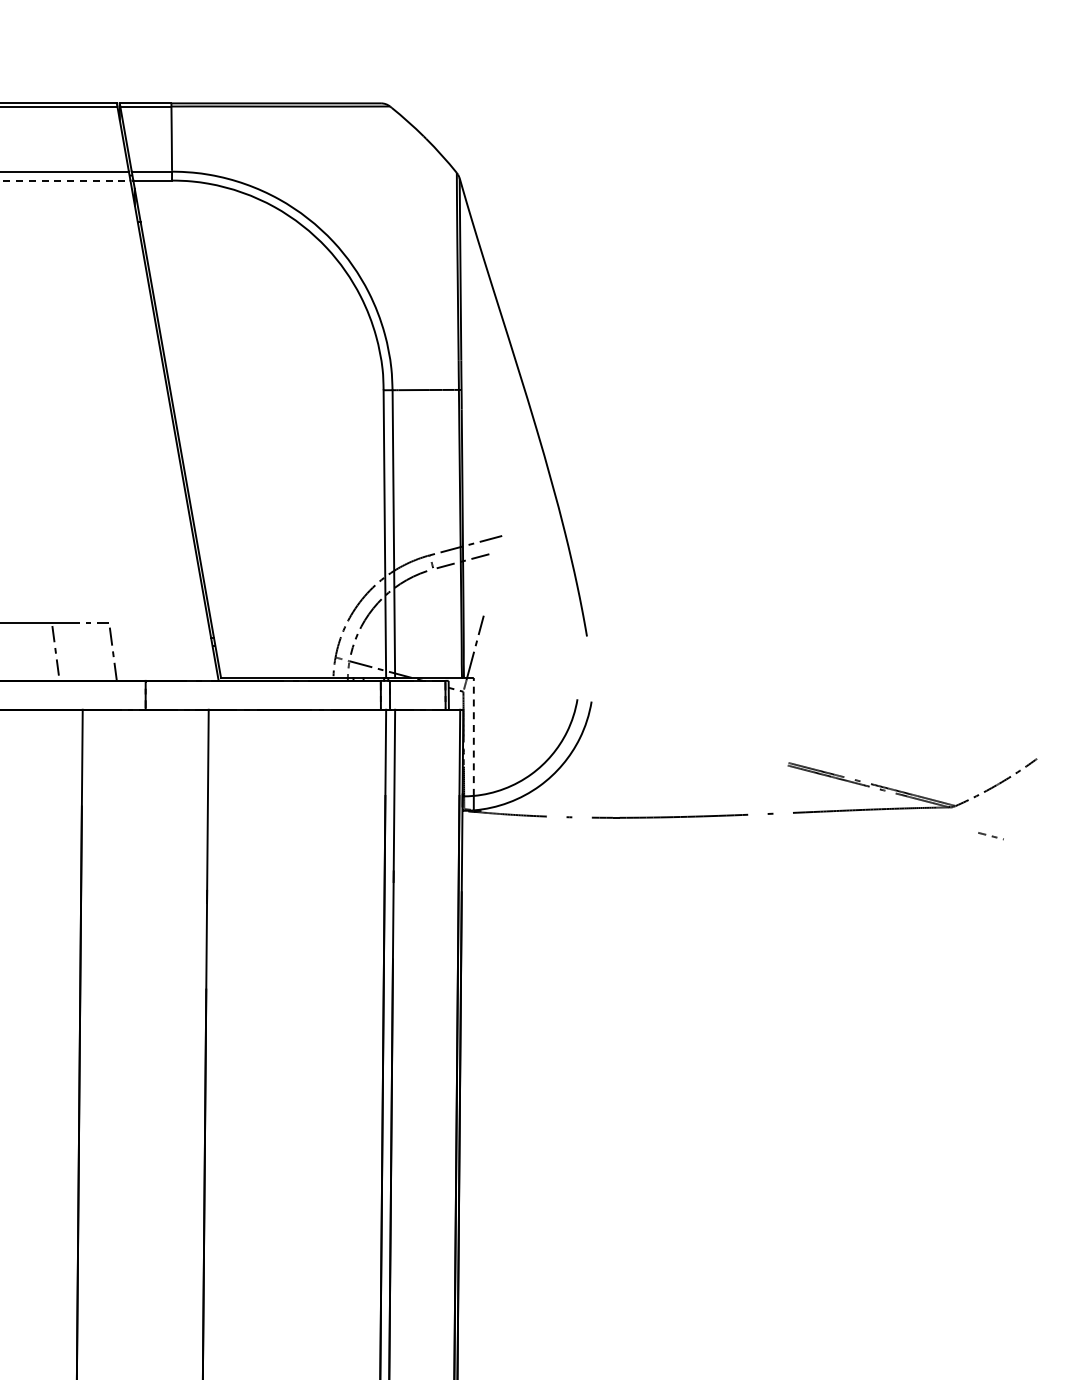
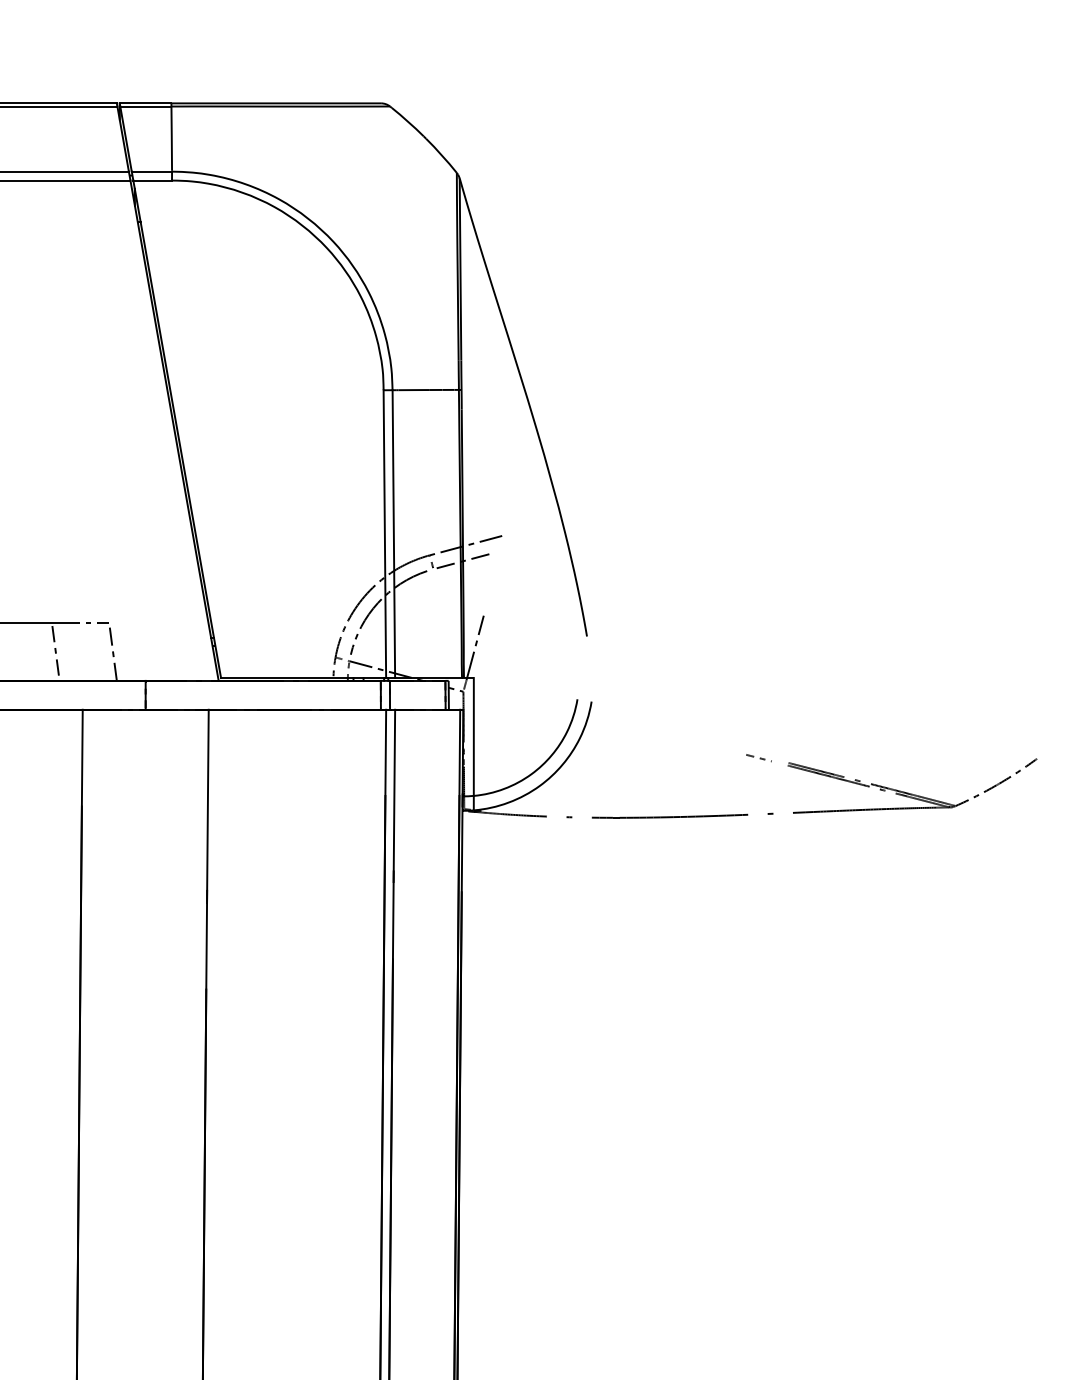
line: dashed -> solid (65, 180)
line: dashed -> solid (473, 736)
curve position: (991, 836) -> (759, 758) (759, 758)
